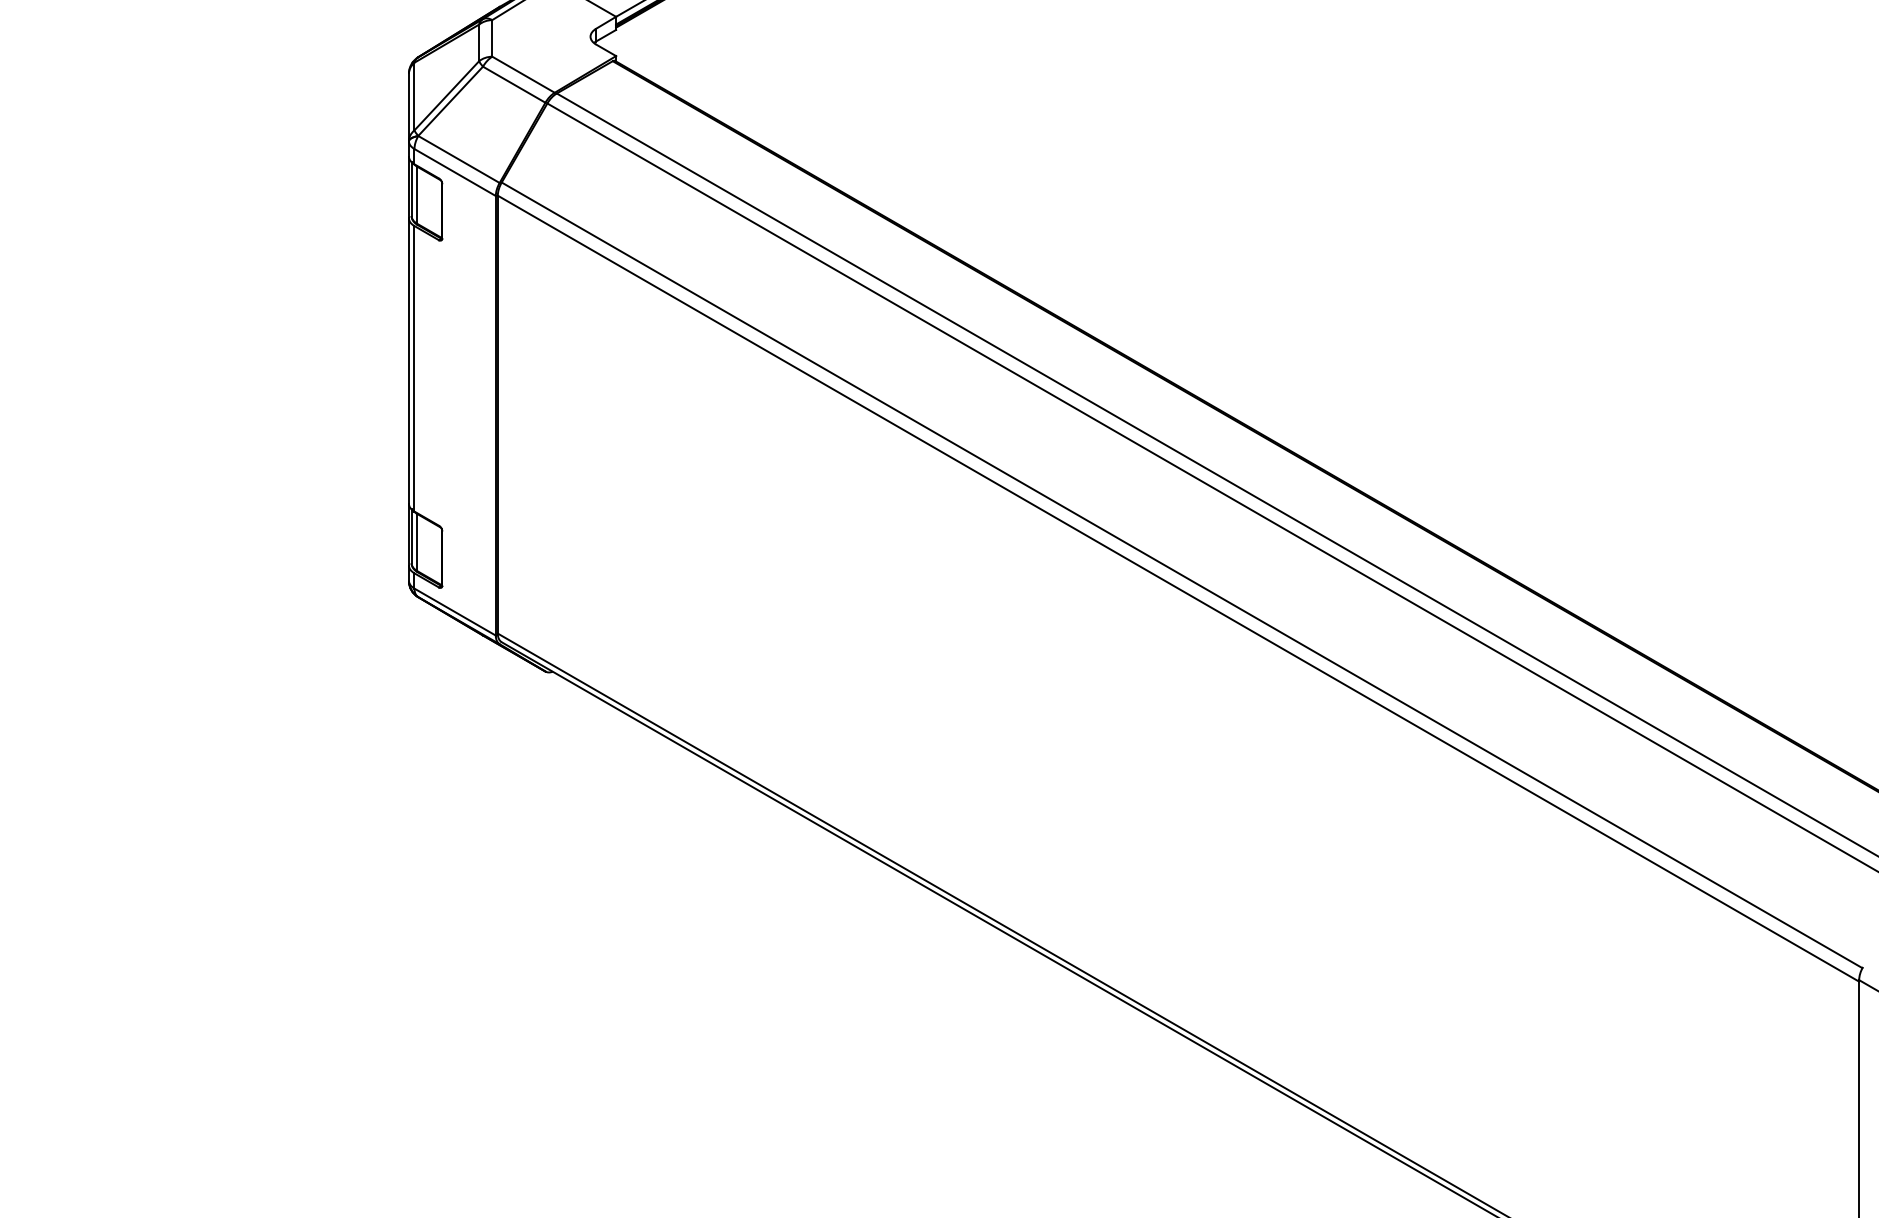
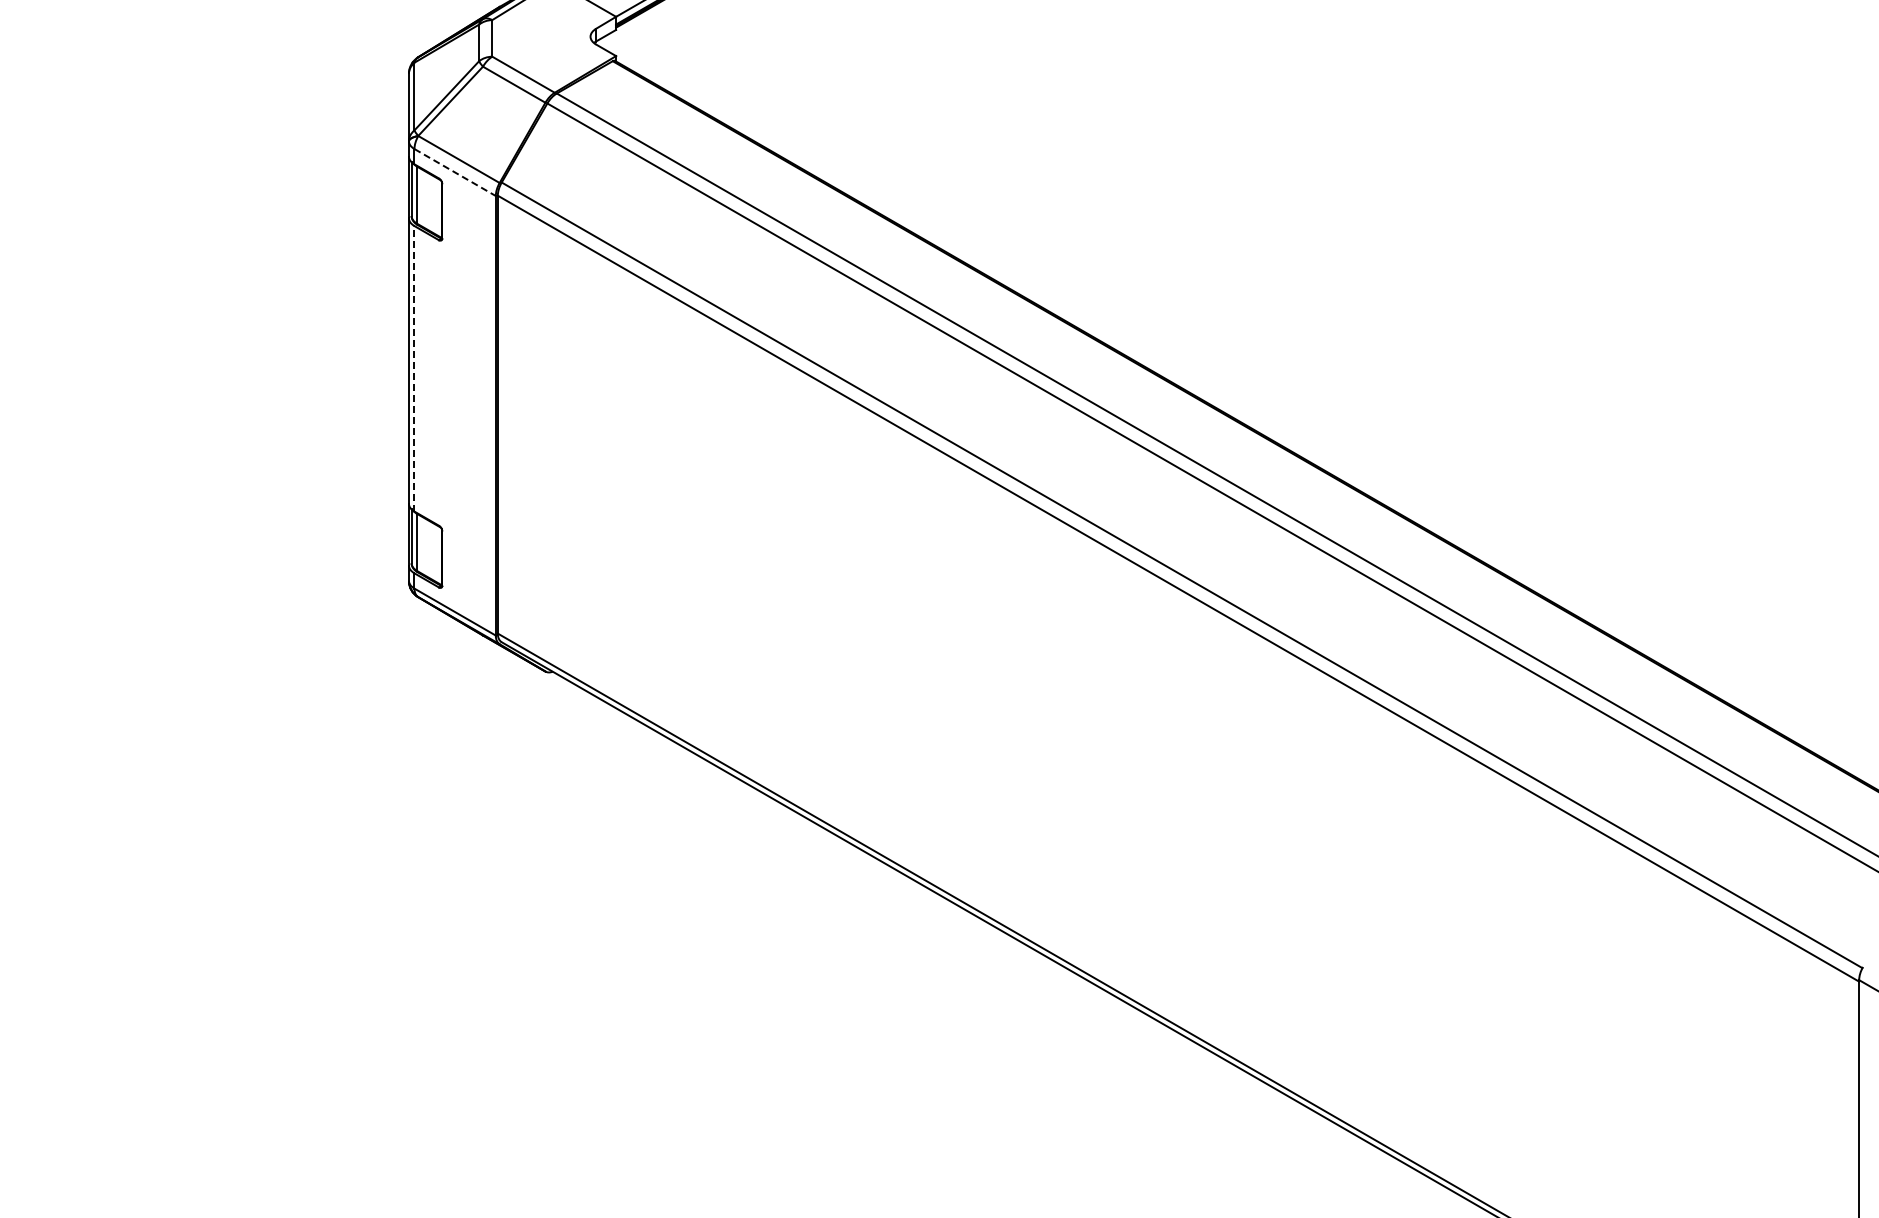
line: solid -> dashed (455, 172)
line: solid -> dashed (414, 368)
